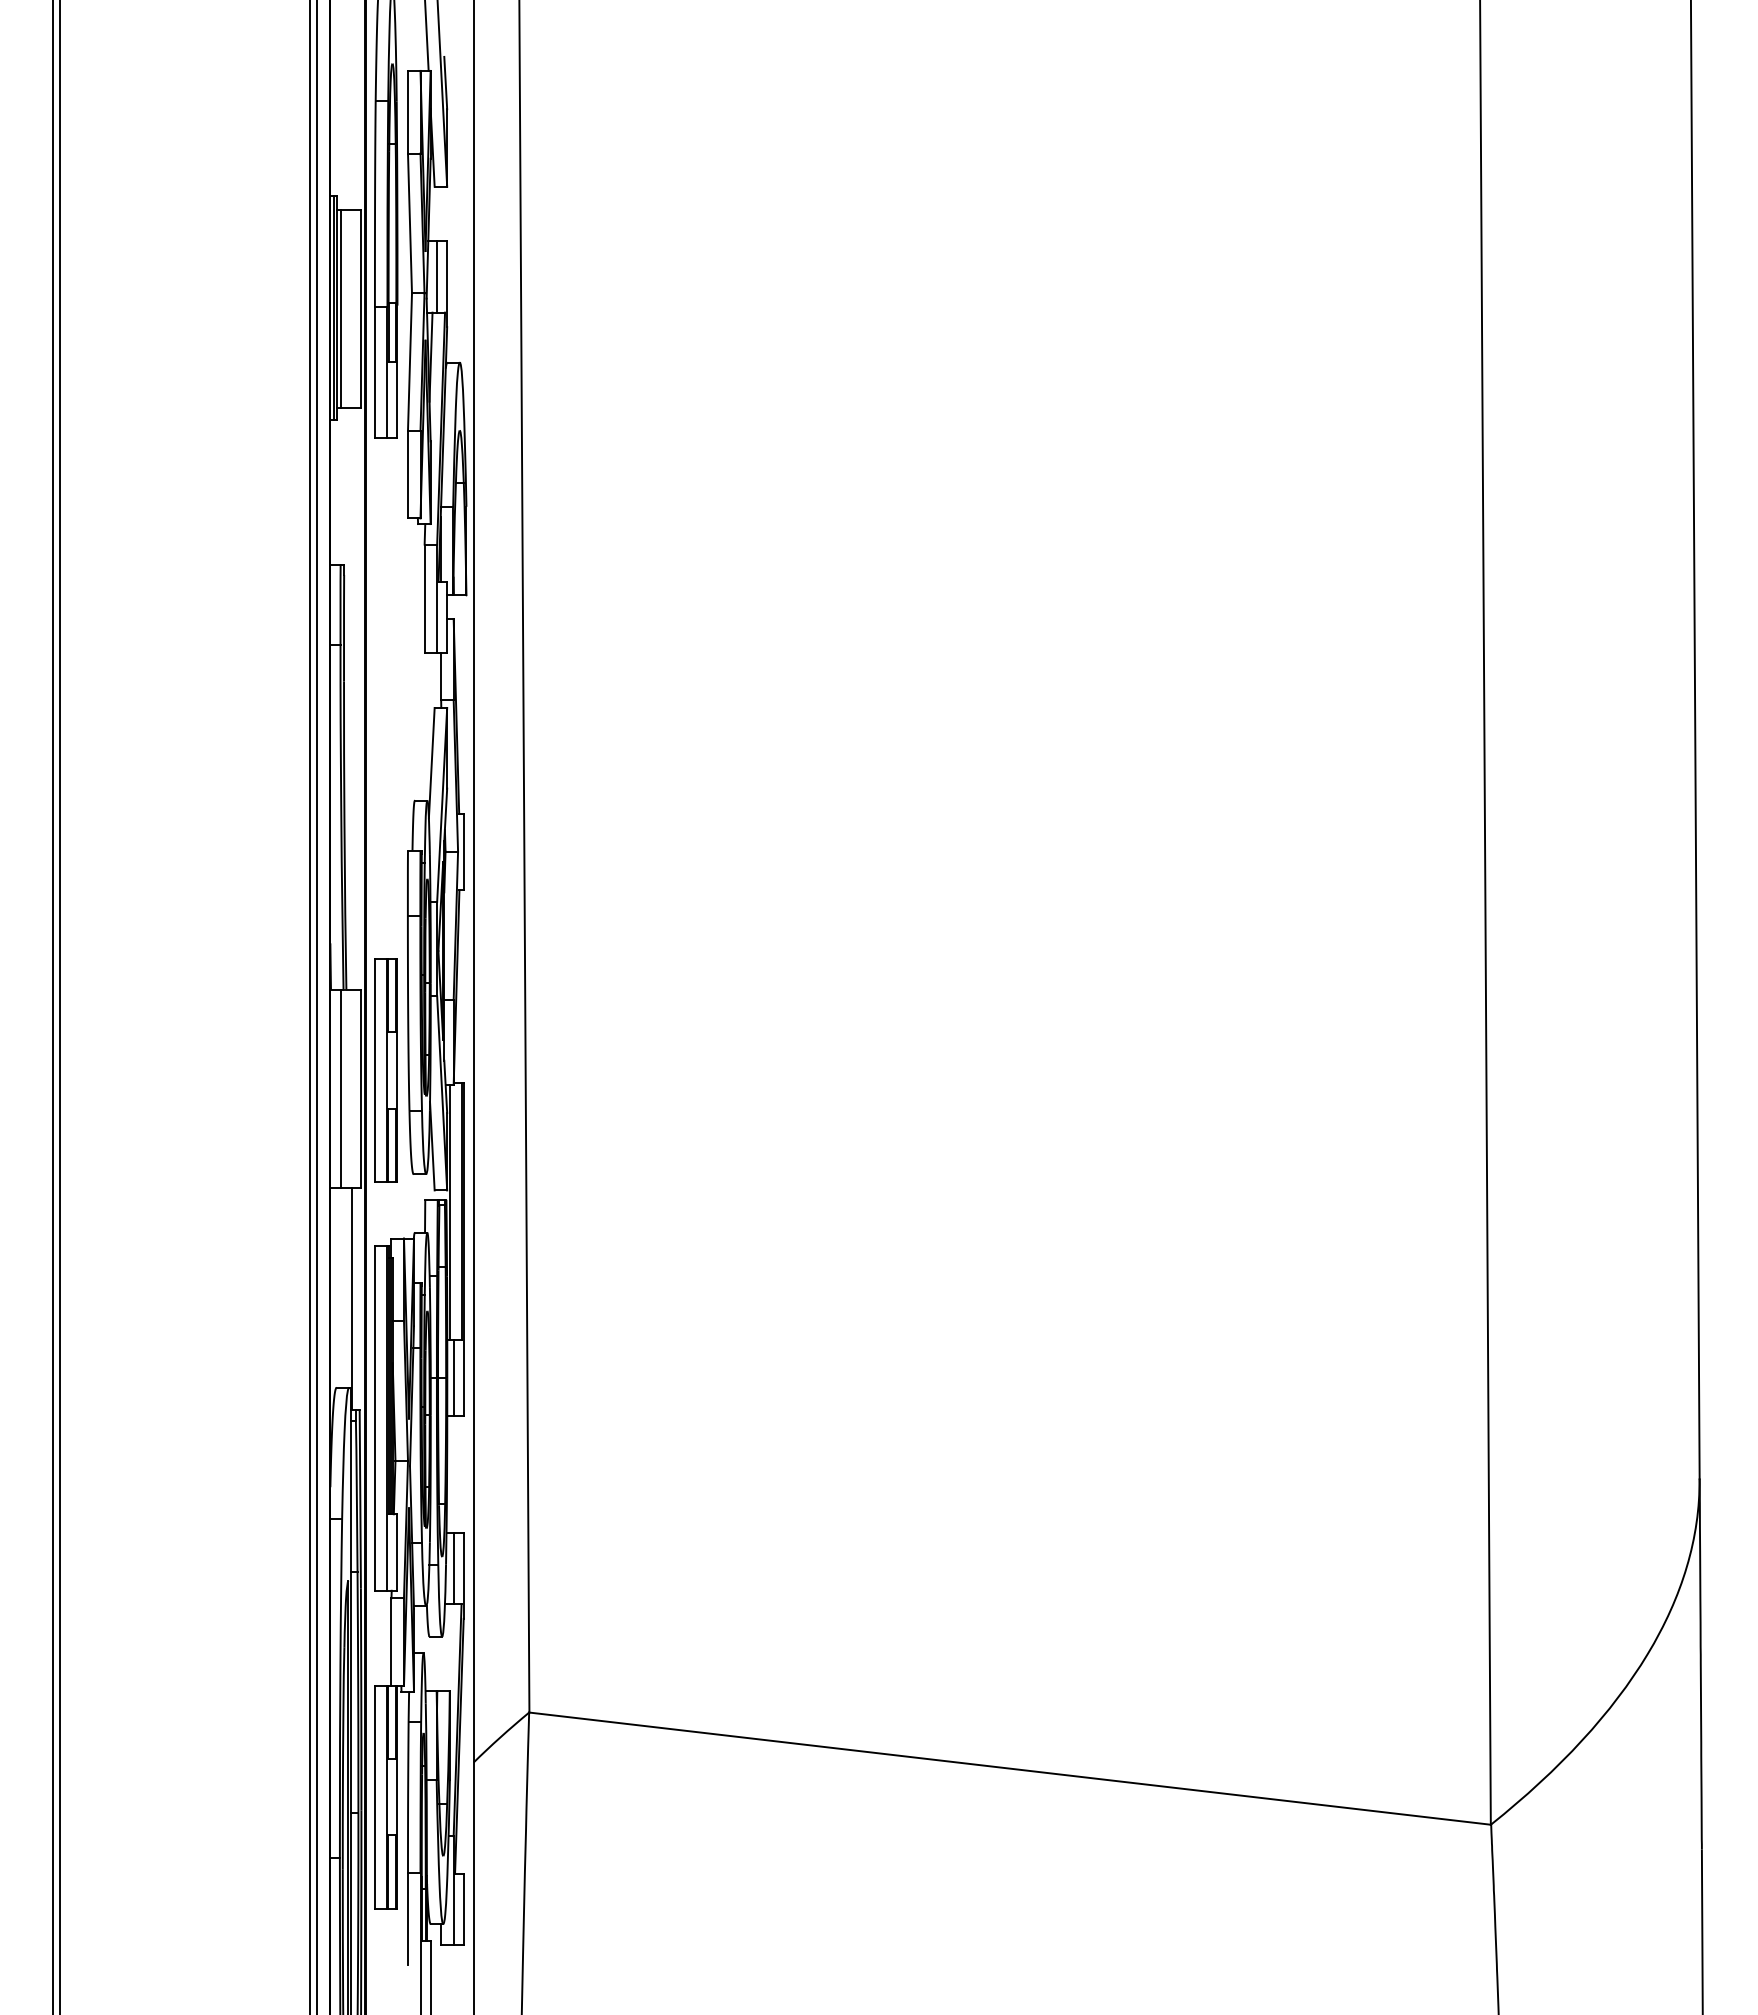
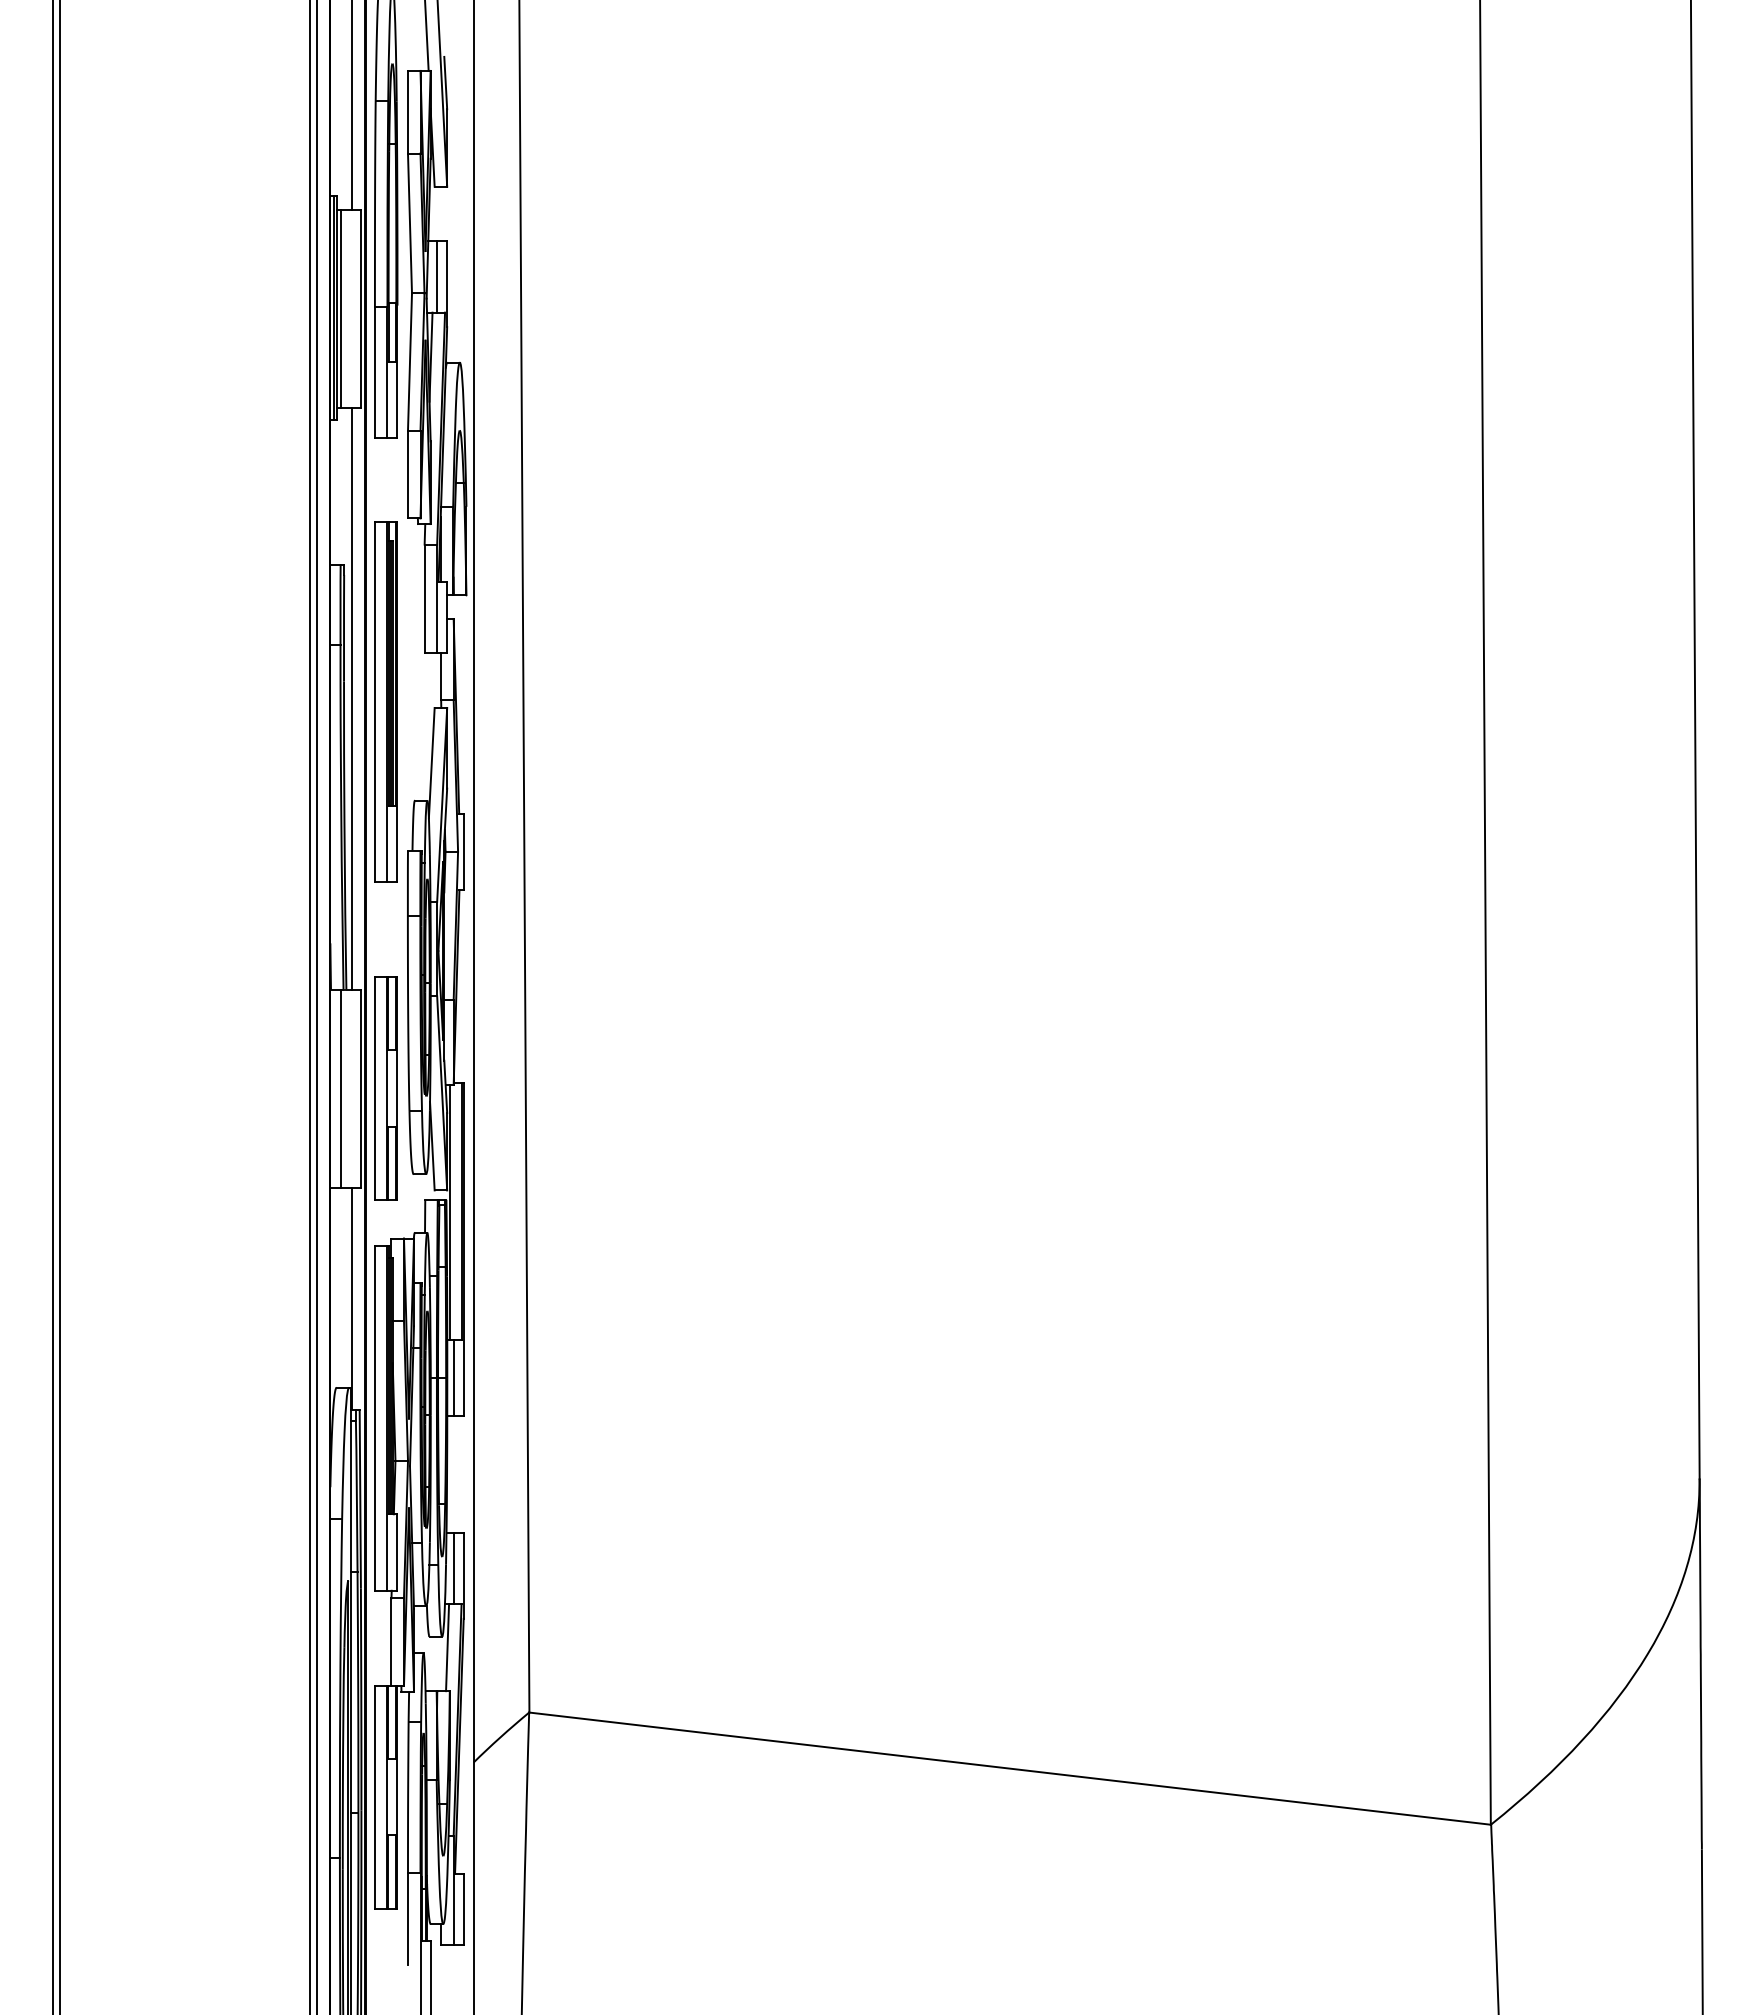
line: none -> present (352, 105)
line: none -> present (352, 698)
part: none -> present (385, 701)
part position: (385, 1070) -> (385, 1088) (385, 1088)
line: none -> present (447, 1647)
